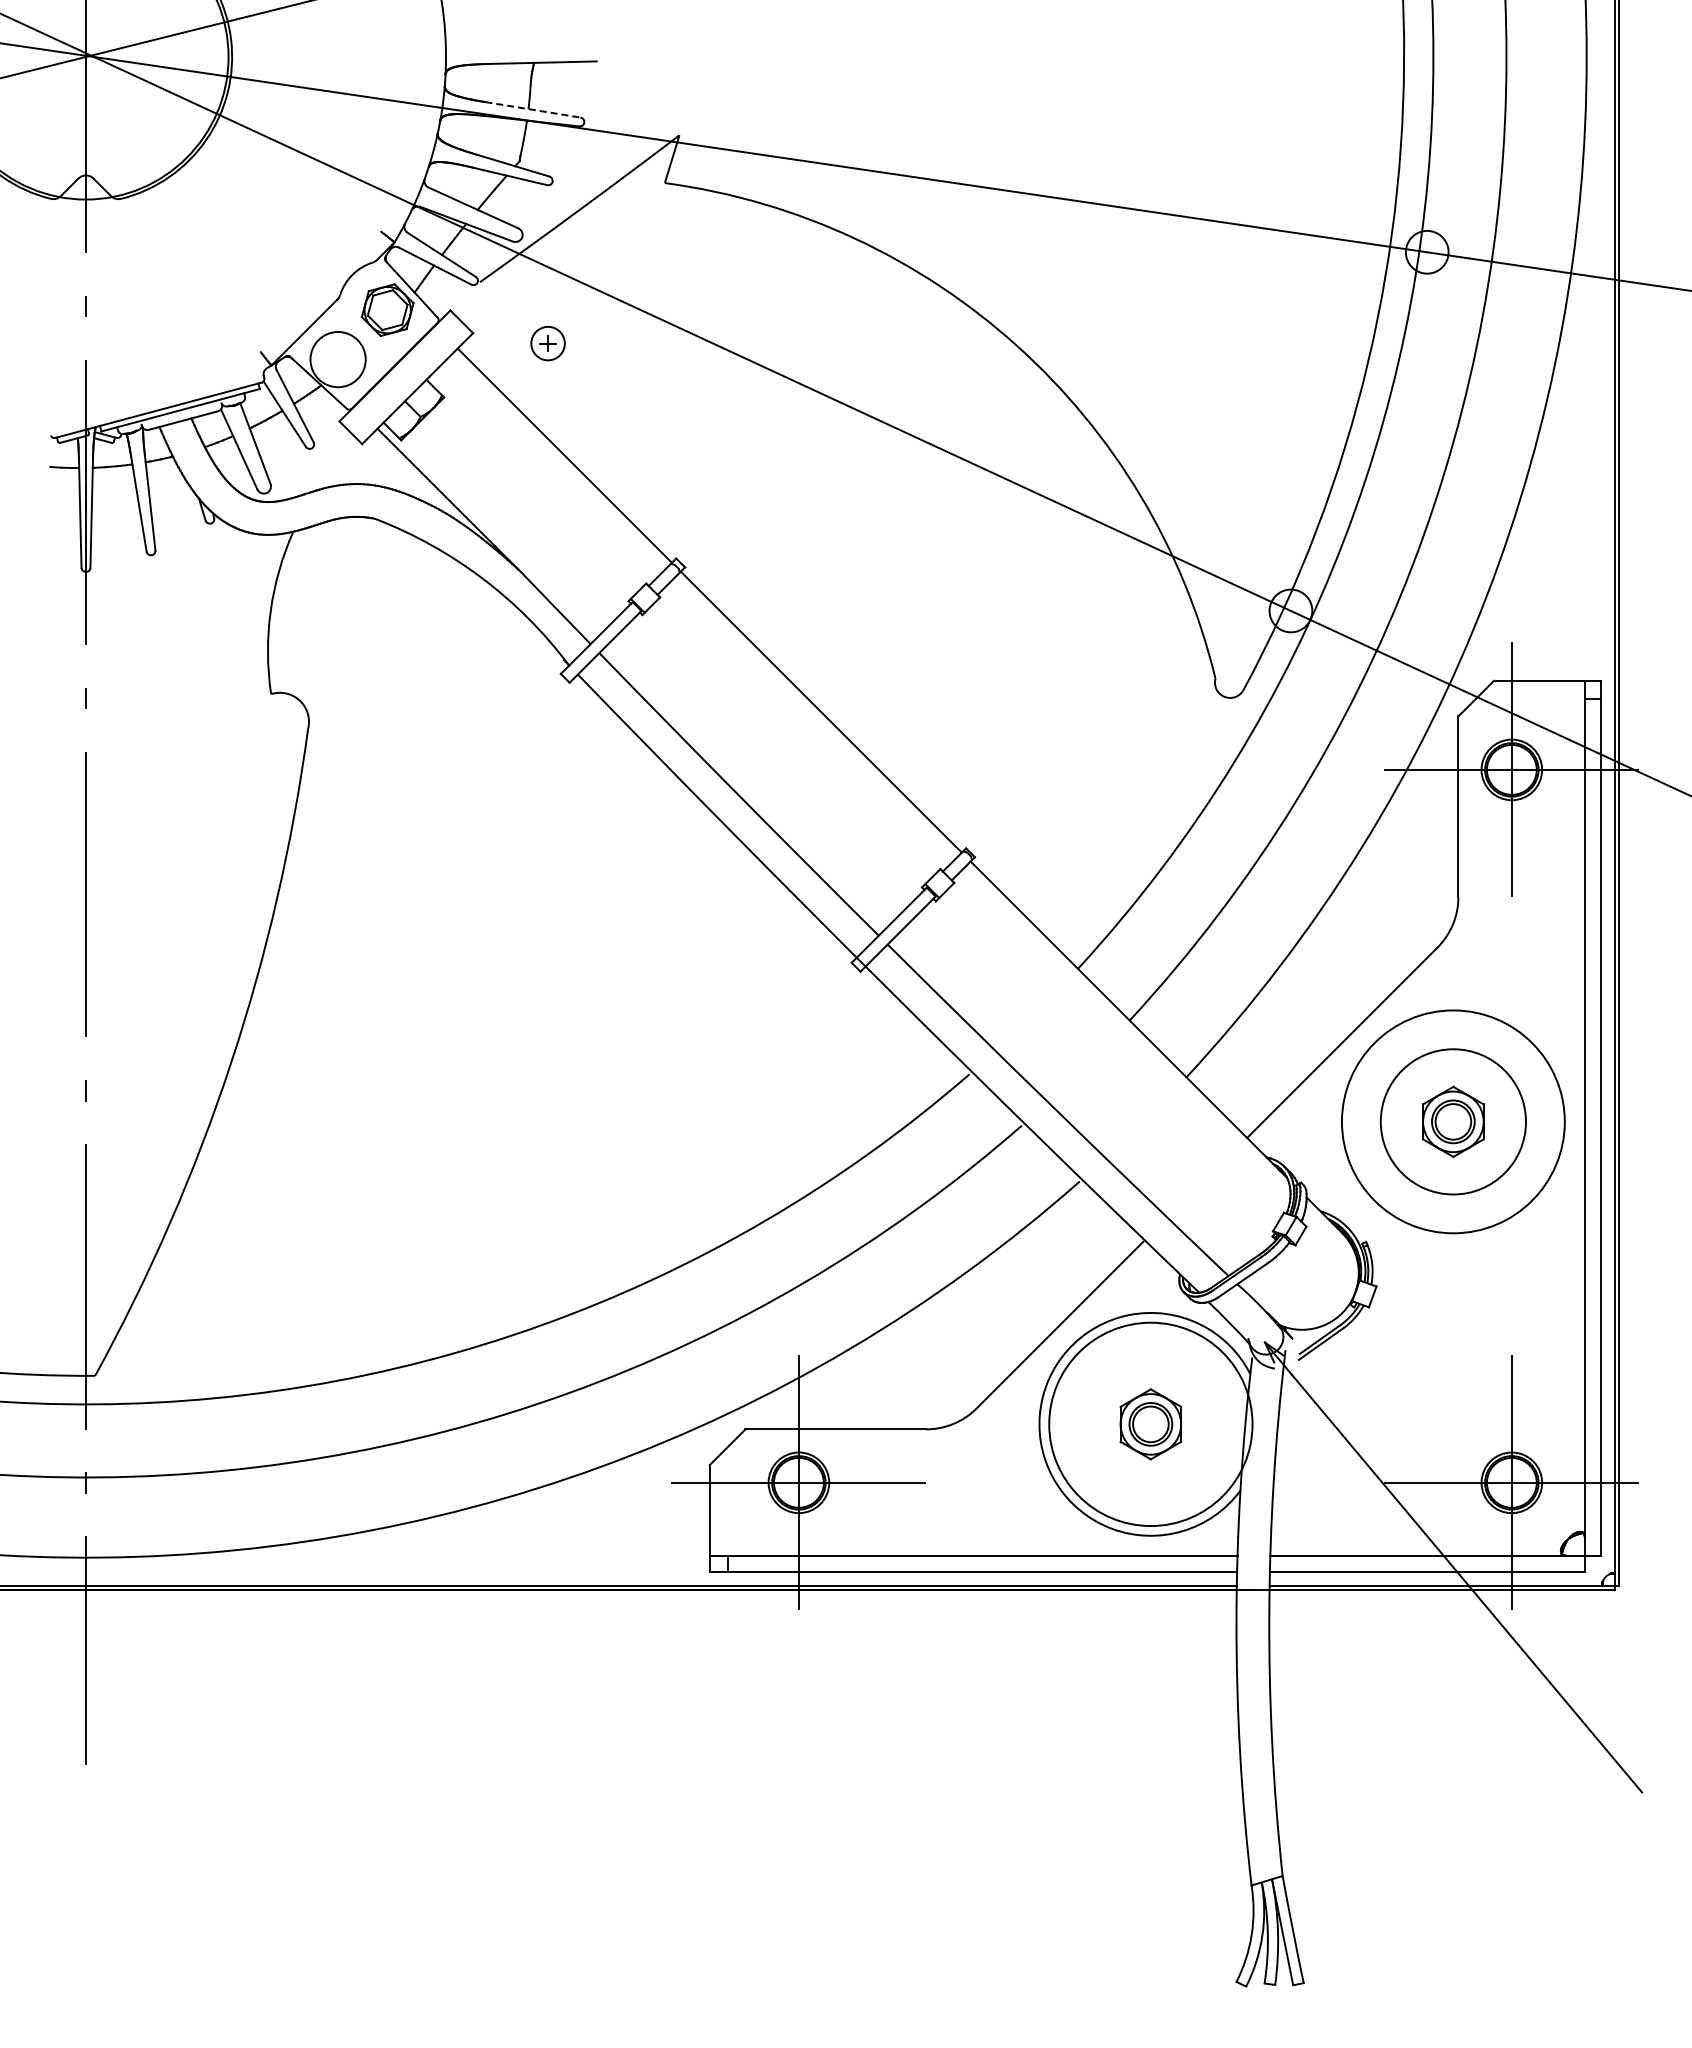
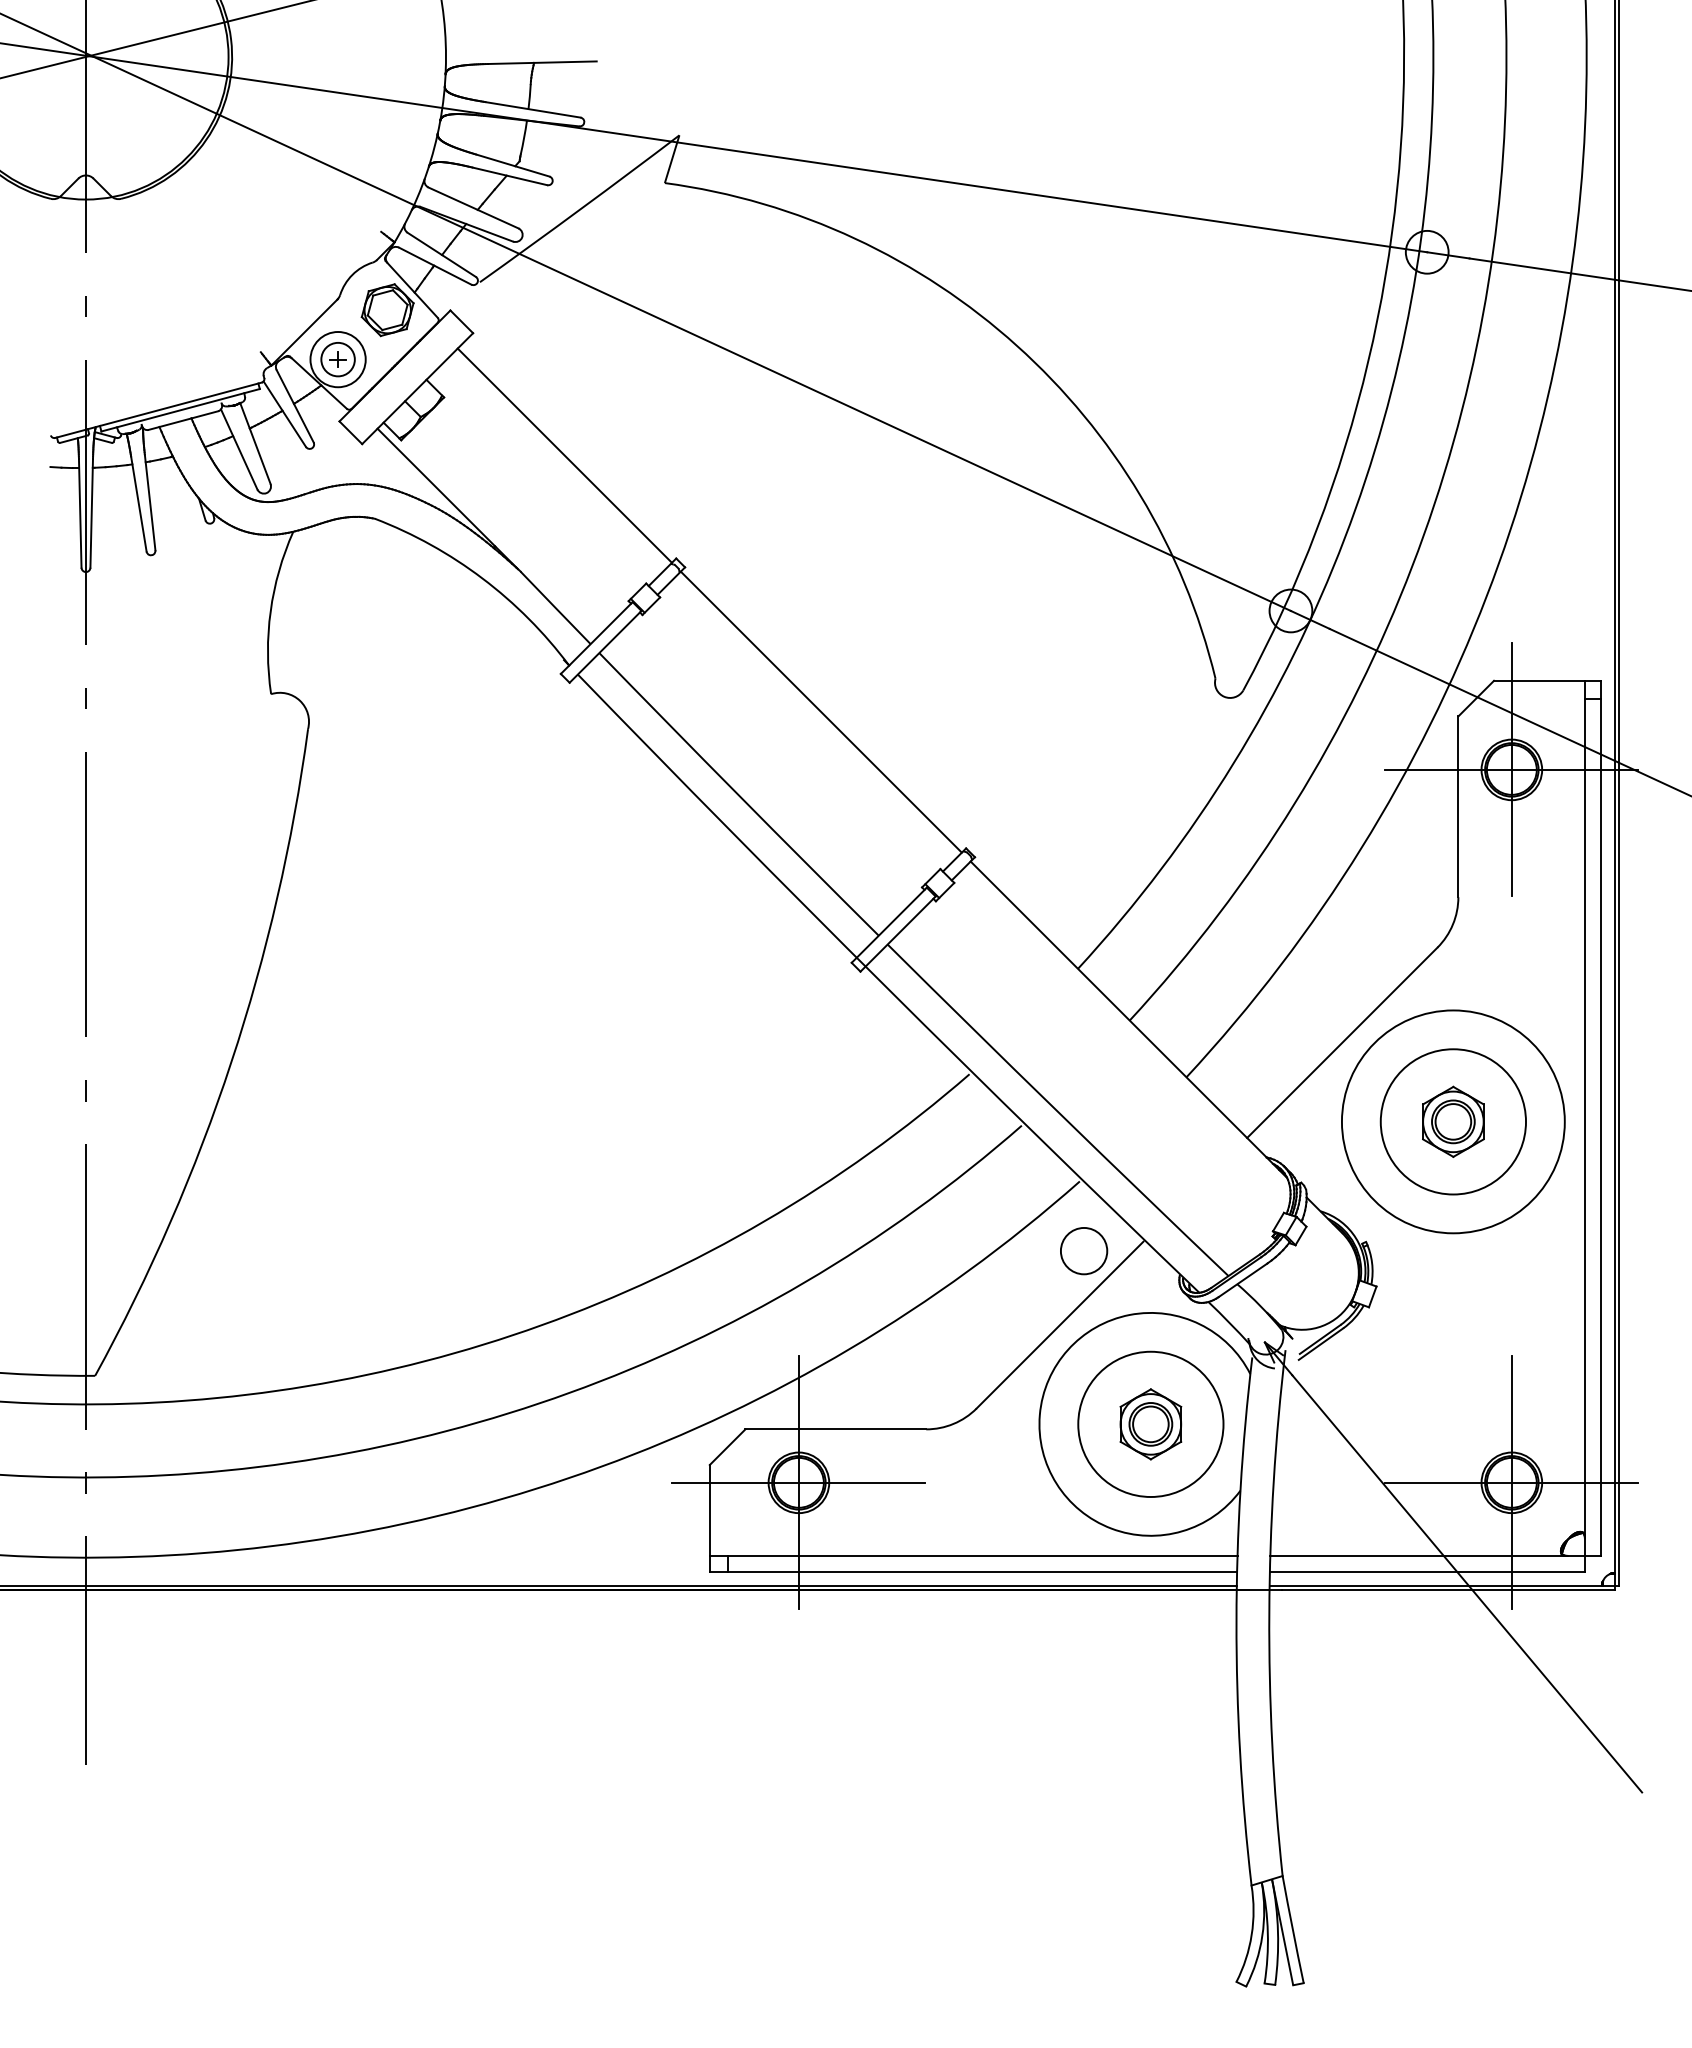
line: dashed -> solid (533, 109)
part position: (547, 343) -> (337, 359) (337, 359)
circle: none -> present (1084, 1251)
circle diameter: 203 px -> 145 px (1150, 1423)
